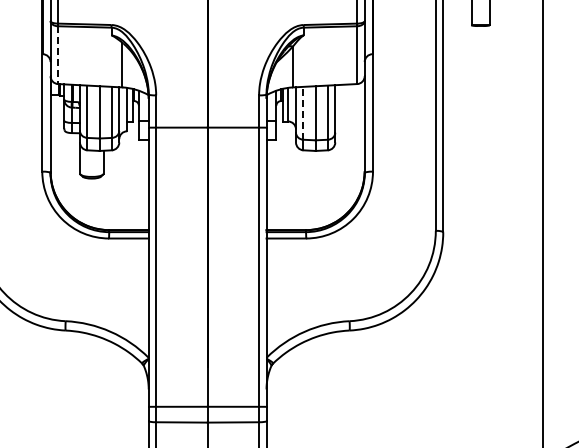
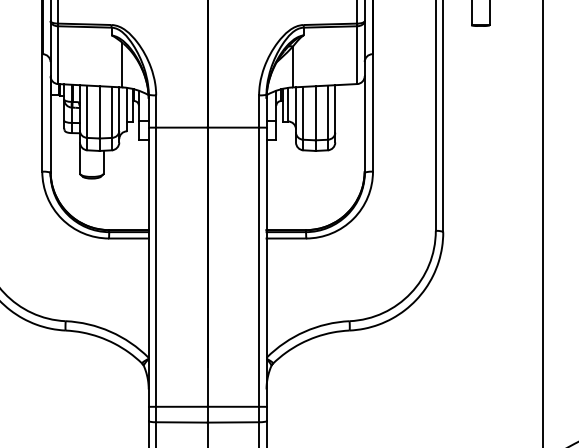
line: dashed -> solid (58, 55)
line: dashed -> solid (303, 112)
